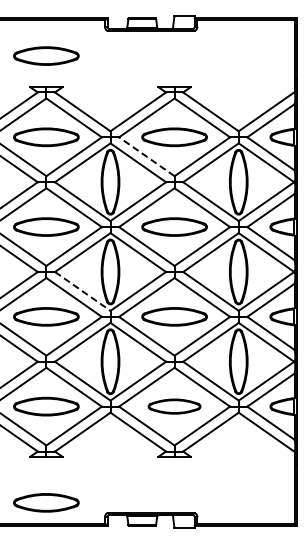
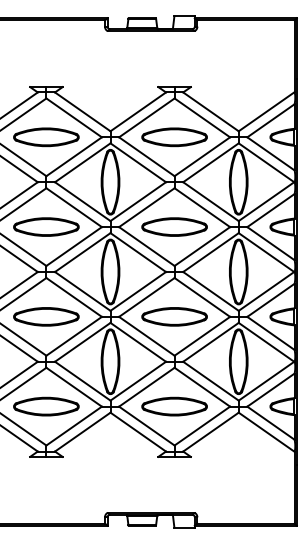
part: present -> none (46, 55)
line: dashed -> solid (146, 156)
line: dashed -> solid (82, 291)
part size: 55x17 px -> 67x21 px (174, 406)
part: present -> none (46, 502)
